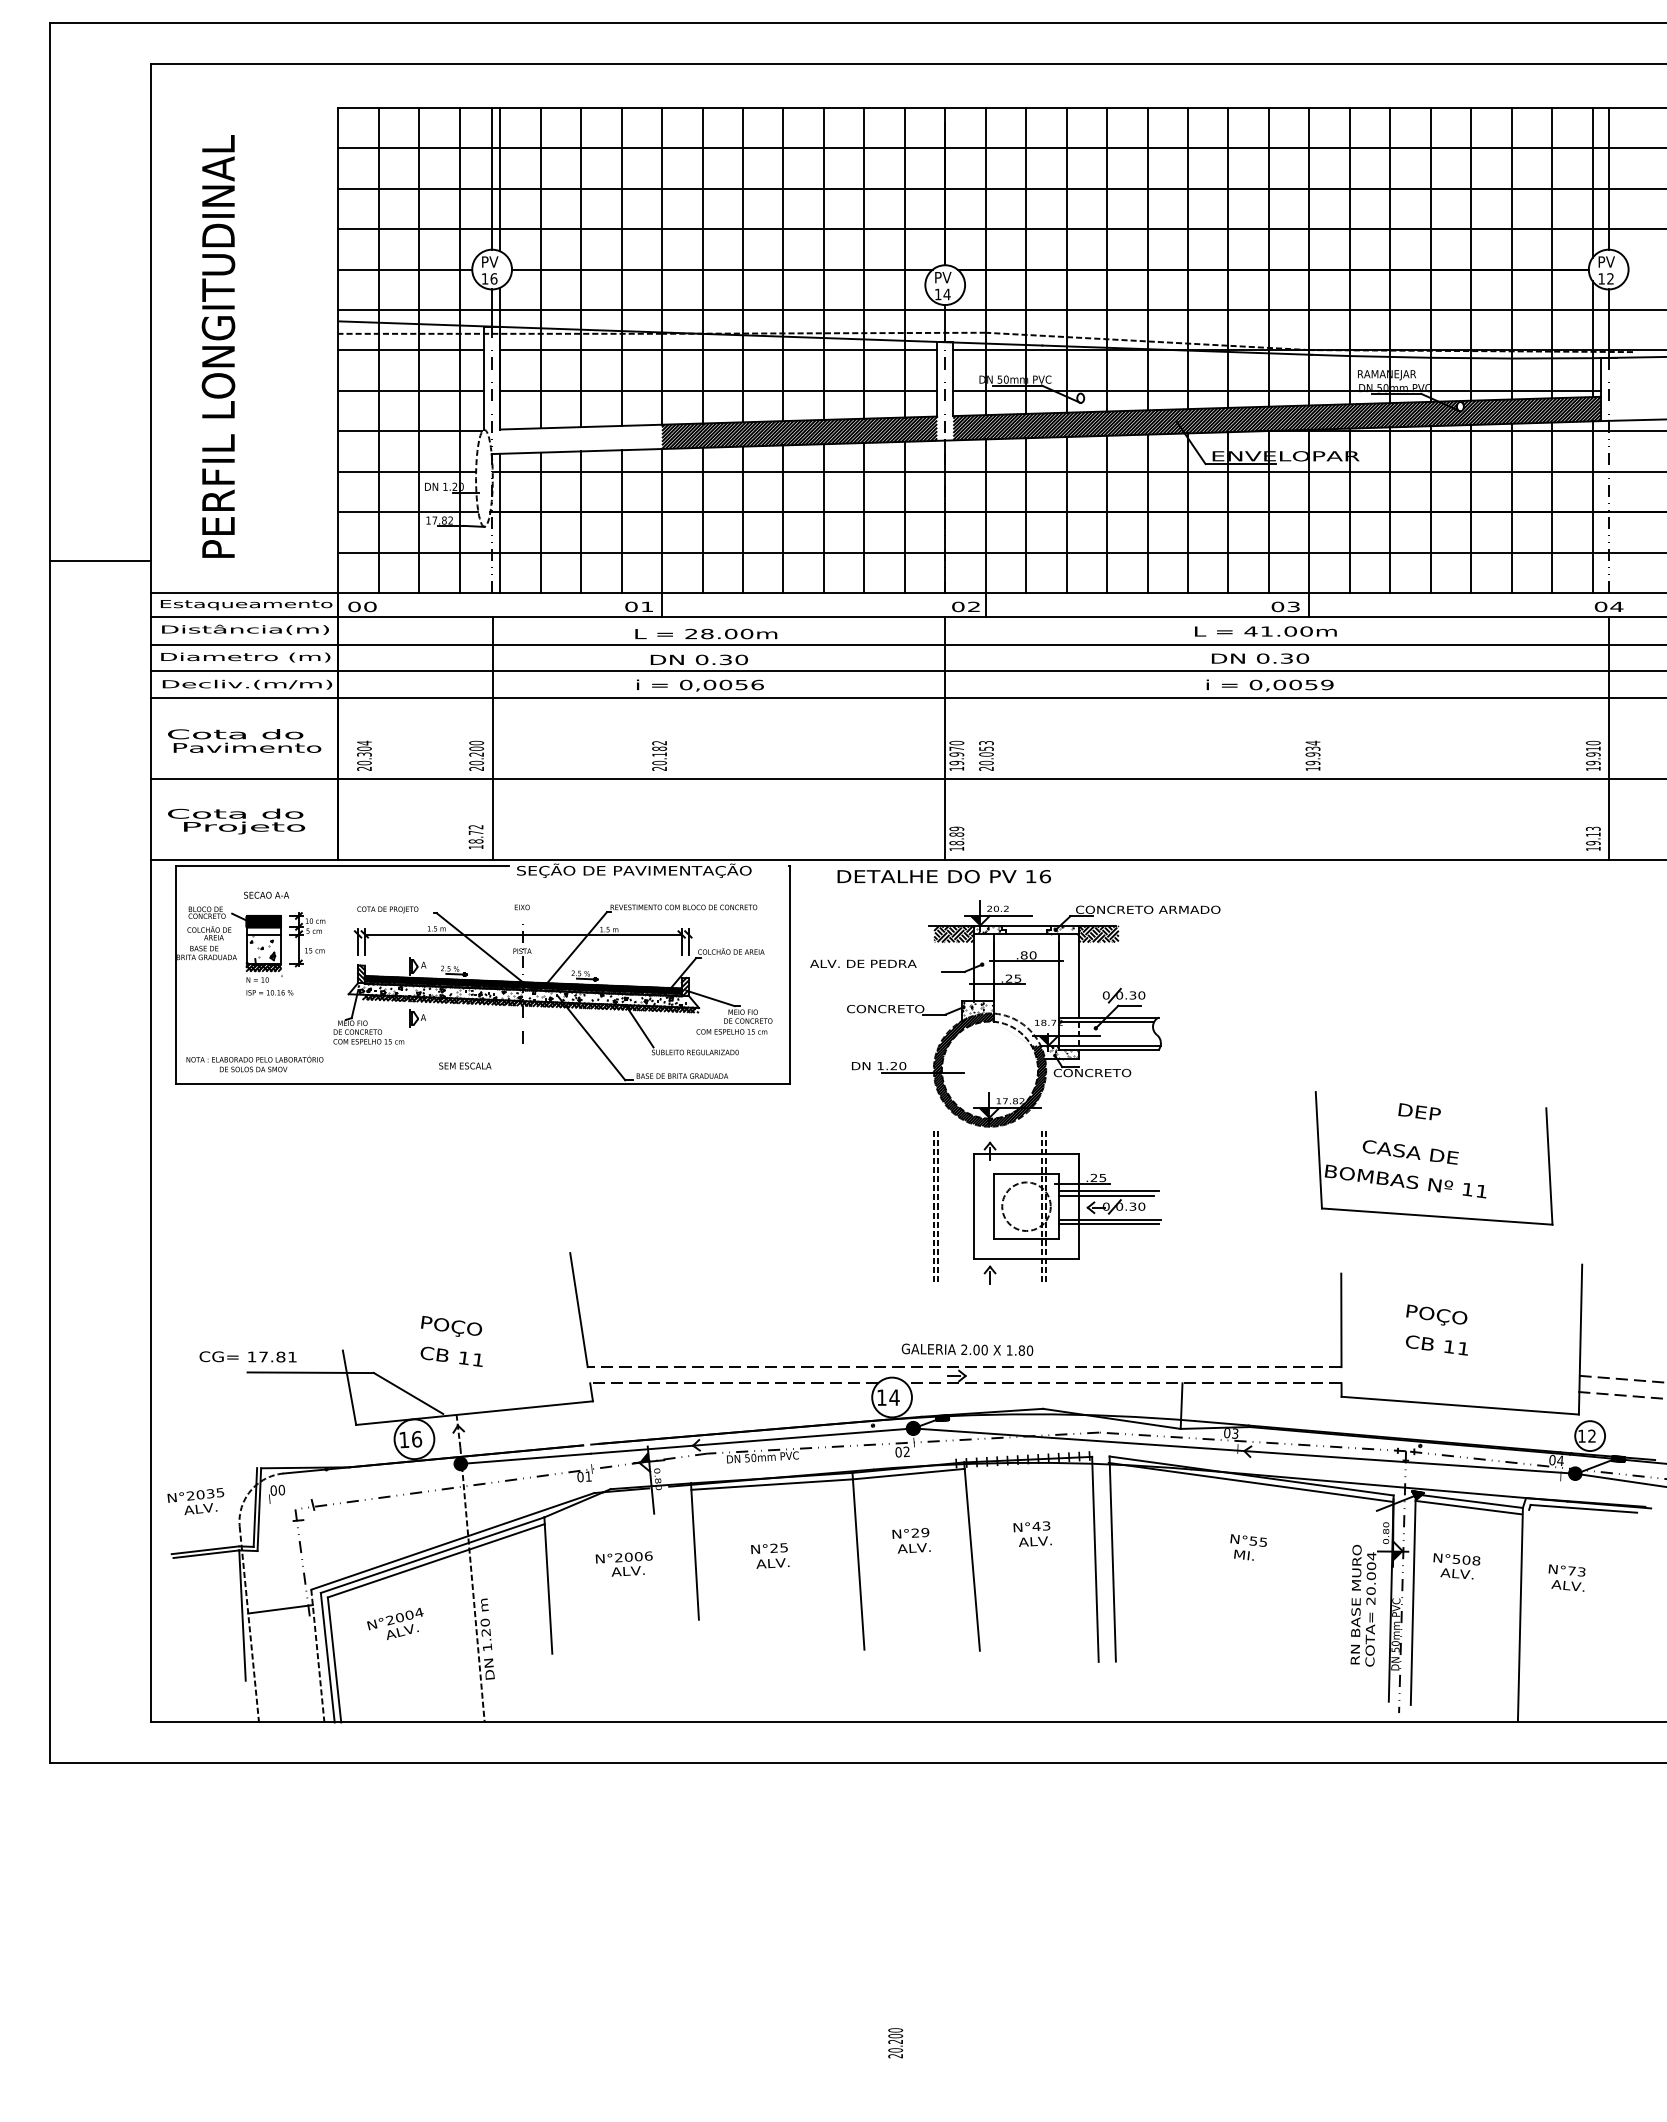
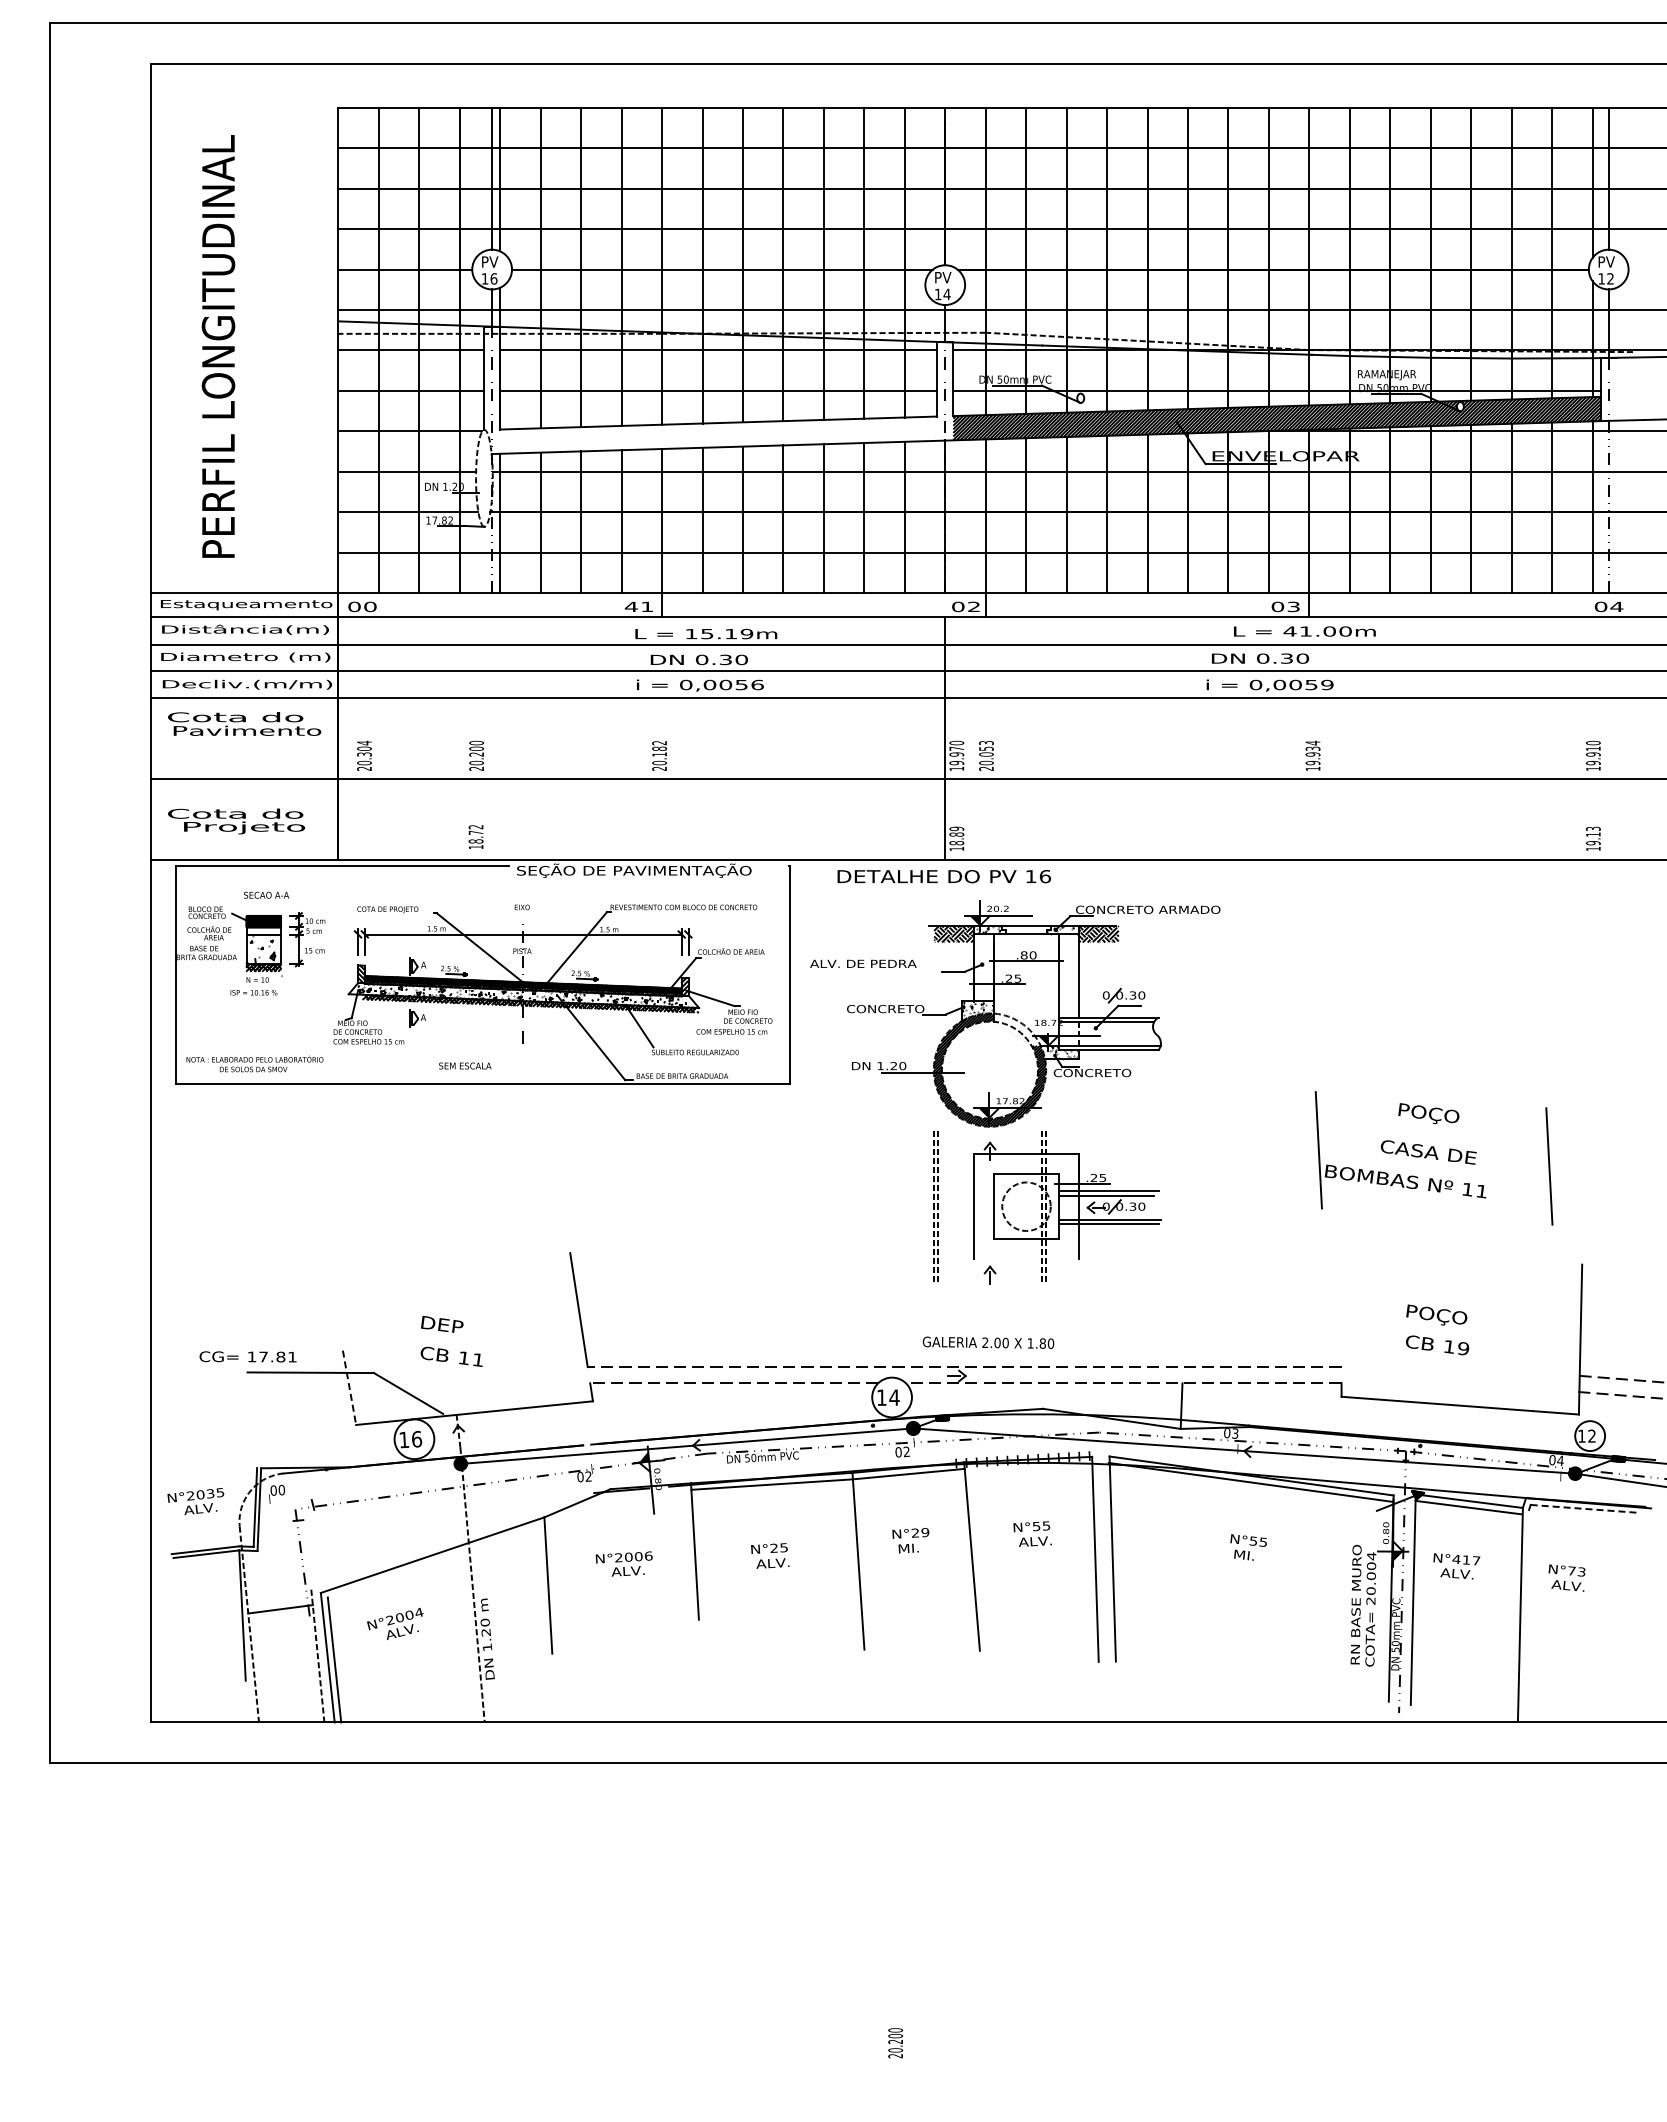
hatch: present -> none (799, 432)
line: present -> none (100, 561)
text: 01 -> 41 (630, 606)
text position: (1265, 631) -> (1304, 631) (1304, 631)
text: 28.00m -> 15.19m (719, 633)
line: present -> none (493, 738)
line: present -> none (1608, 738)
text position: (244, 740) -> (244, 723) (244, 723)
text position: (269, 992) -> (253, 992) (253, 992)
text: DEP -> POÇO (1429, 1114)
text position: (1410, 1152) -> (1428, 1152) (1428, 1152)
line: present -> none (1436, 1216)
line: present -> none (1026, 1259)
line: present -> none (1341, 1320)
text: POÇO -> DEP (452, 1326)
text: 11 -> 19 (1463, 1348)
text position: (967, 1349) -> (988, 1342) (988, 1342)
line: solid -> dashed (349, 1387)
text: 01 -> 02 (588, 1476)
line: solid -> dashed (1584, 1508)
text: N°43 -> N°55 (1041, 1526)
line: present -> none (452, 1541)
text: ALV. -> MI. (913, 1548)
text: N°508 -> N°417 (1466, 1559)
line: present -> none (435, 1560)
